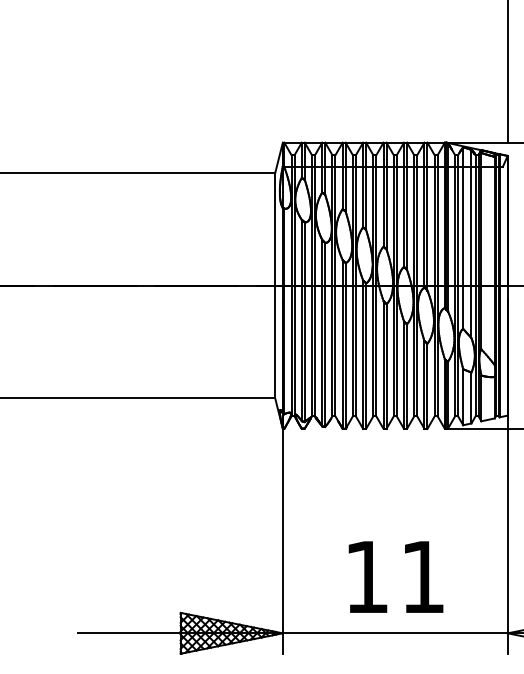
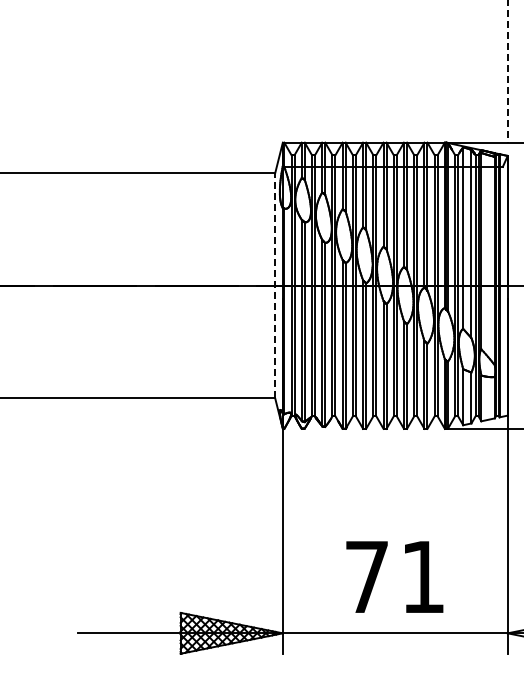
line: solid -> dashed (507, 71)
line: solid -> dashed (275, 285)
text: 11 -> 71 (366, 576)
